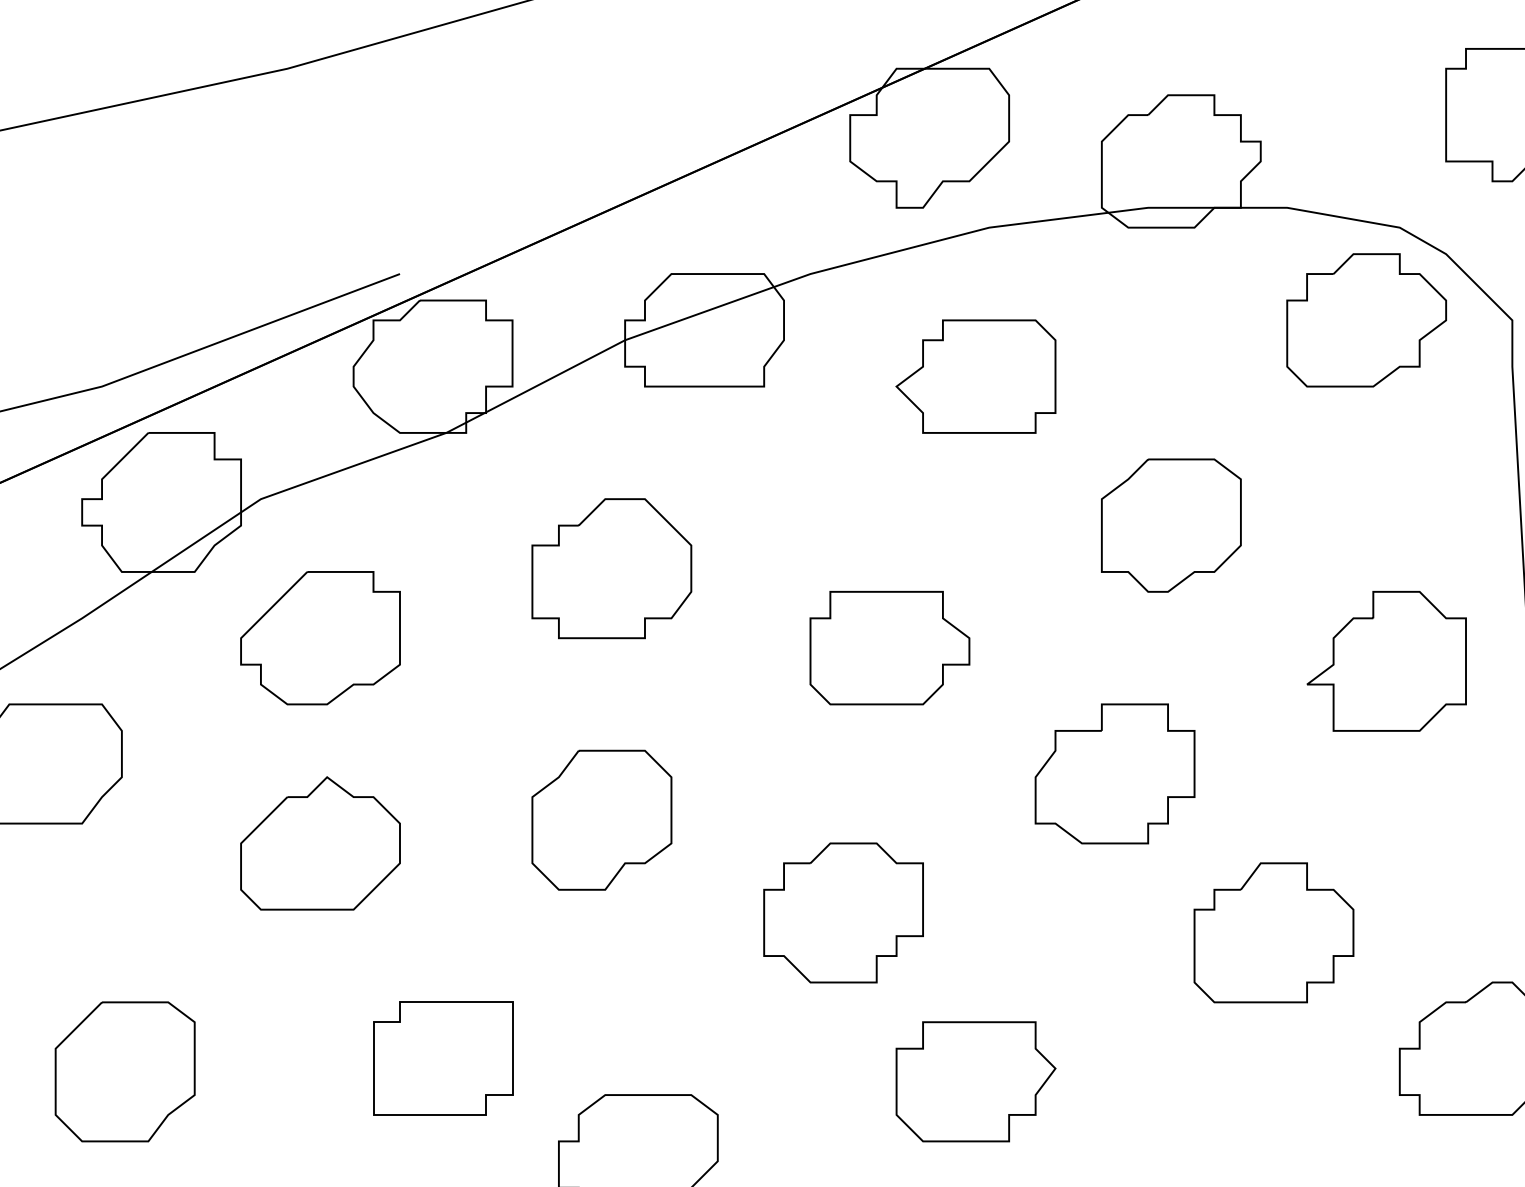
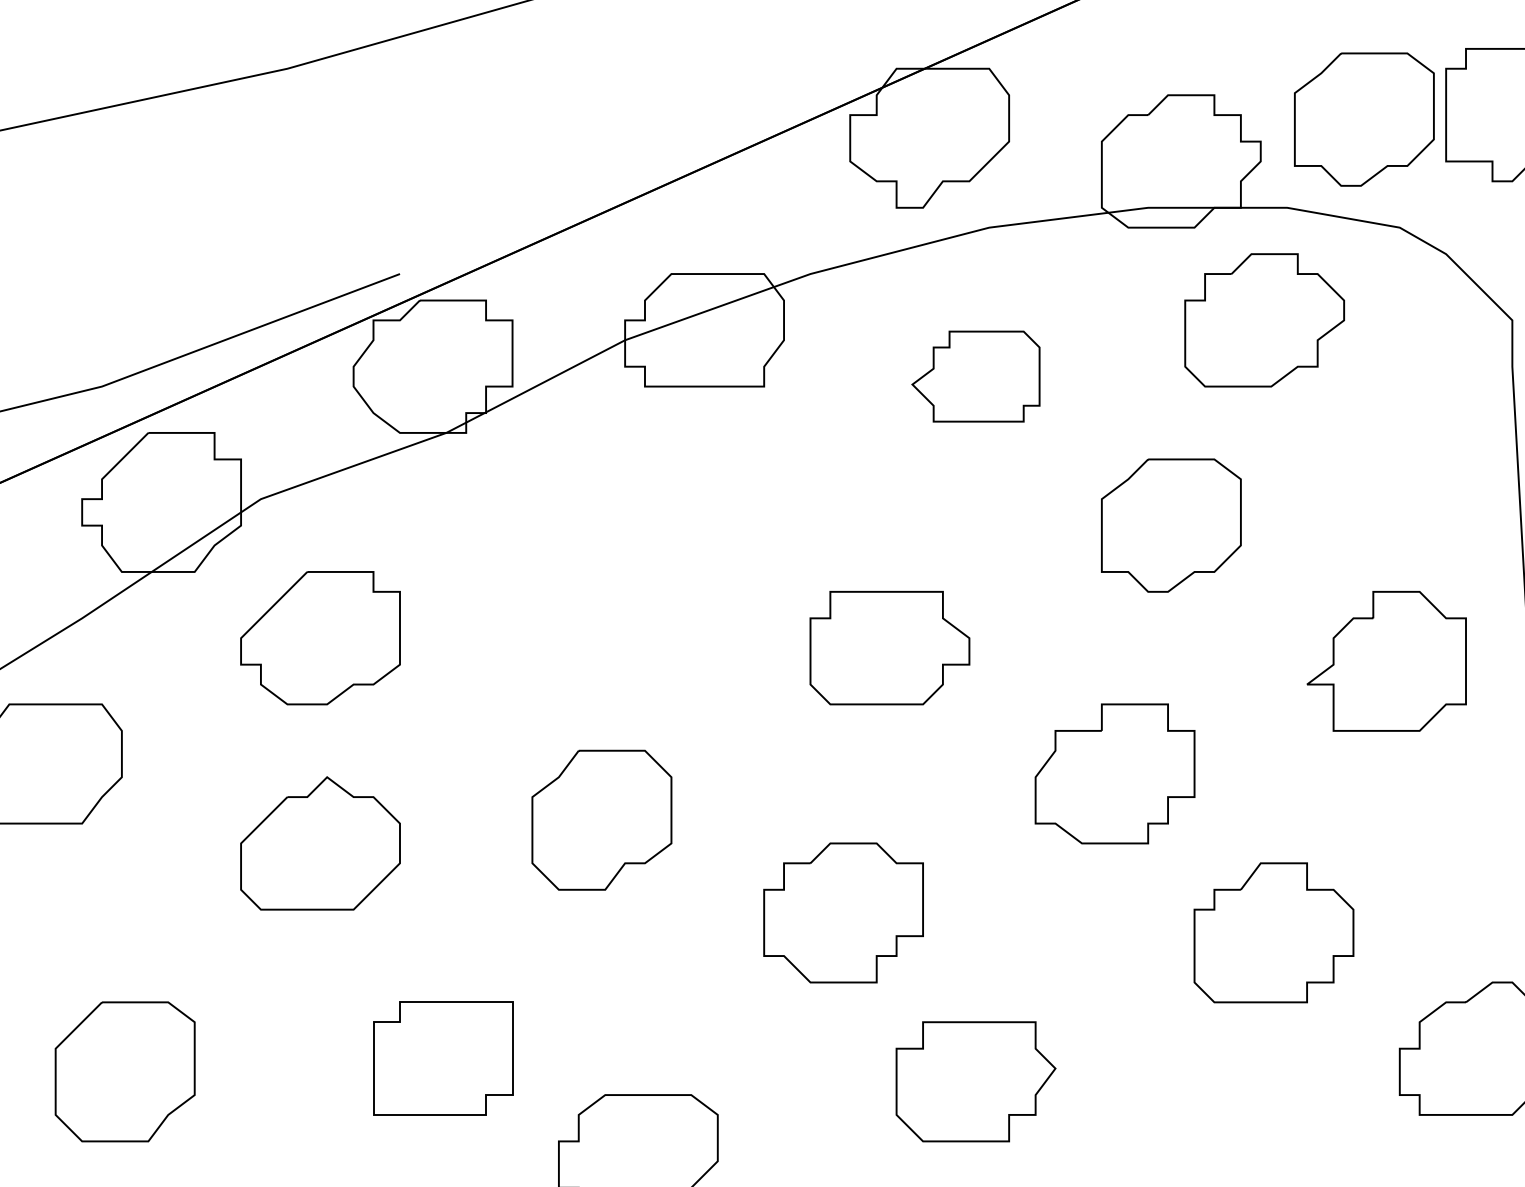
part: none -> present (1364, 119)
part position: (1366, 320) -> (1264, 320) (1264, 320)
part size: 162x115 px -> 130x93 px (975, 376)
part: present -> none (611, 568)
